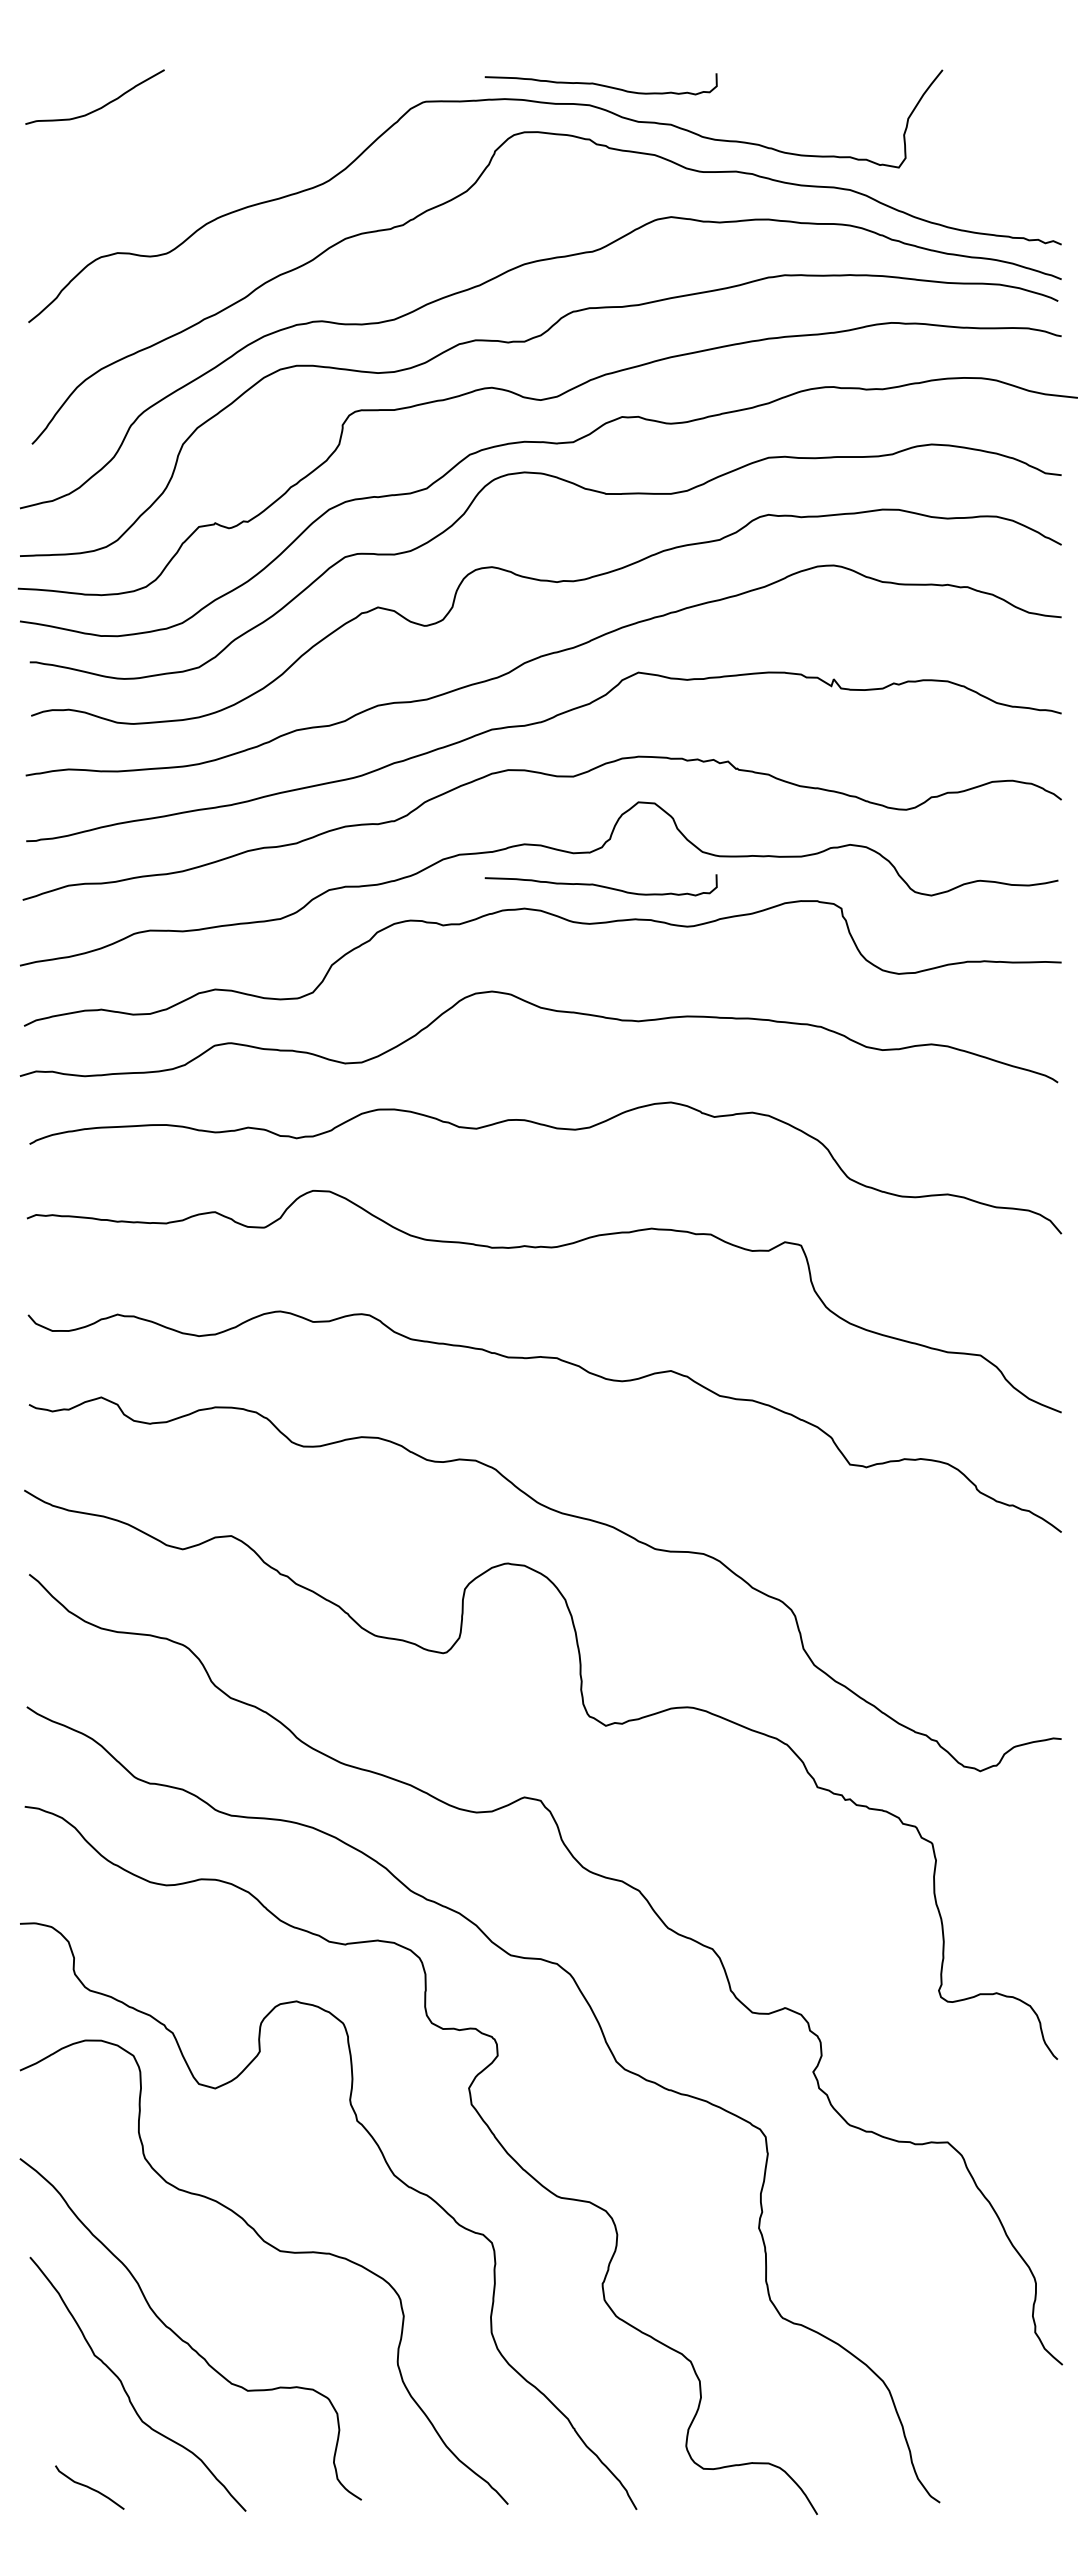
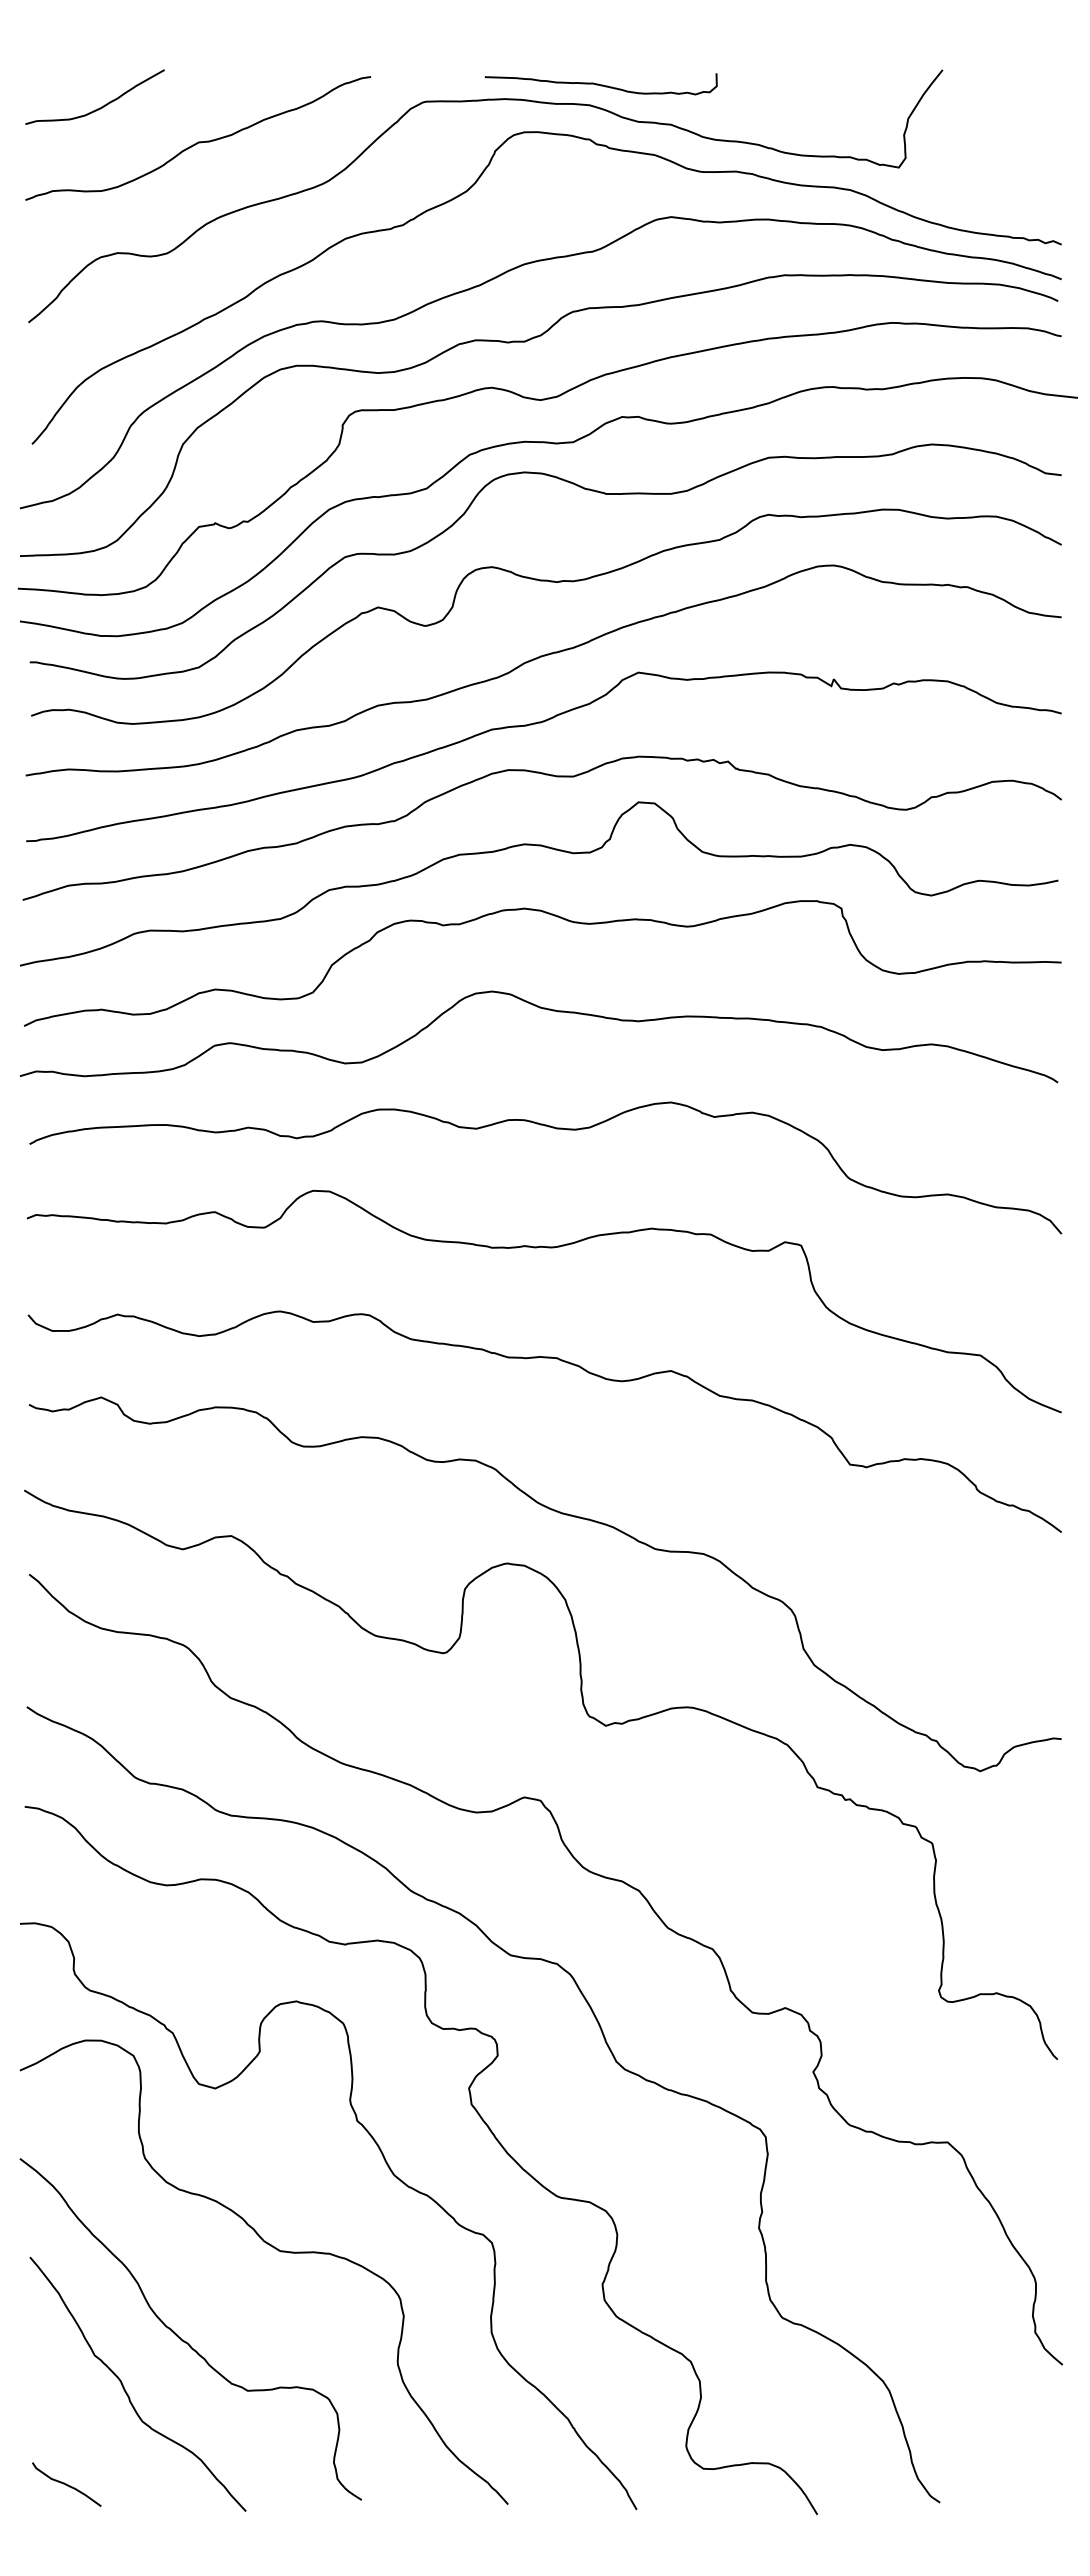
curve: none -> present (198, 141)
curve: present -> none (600, 885)
curve position: (89, 2487) -> (66, 2484) (66, 2484)
